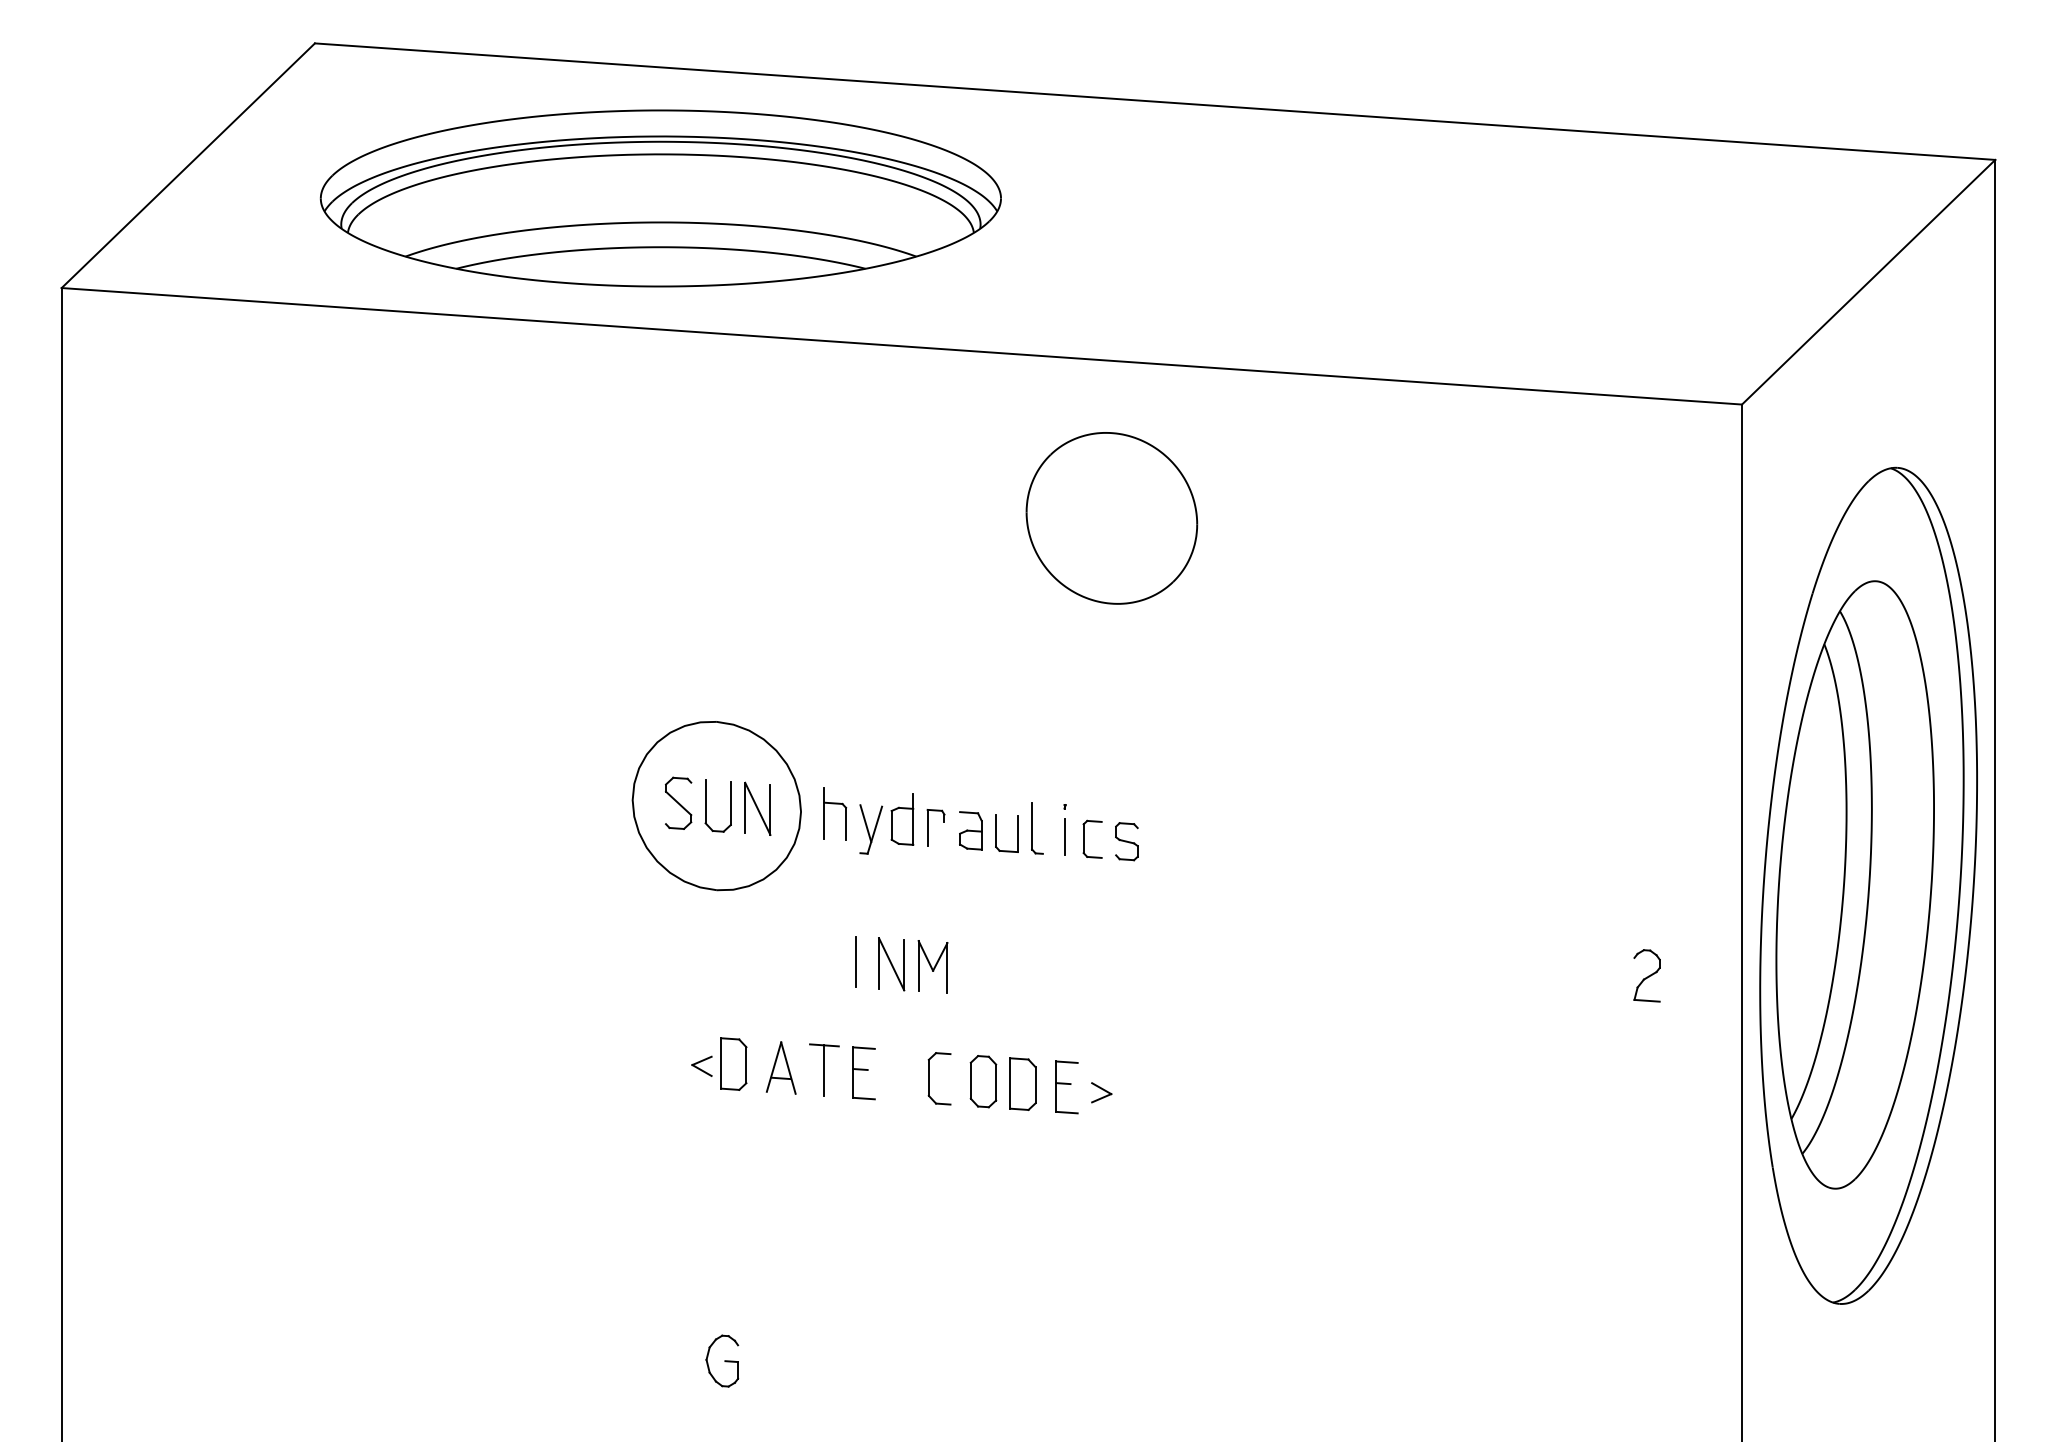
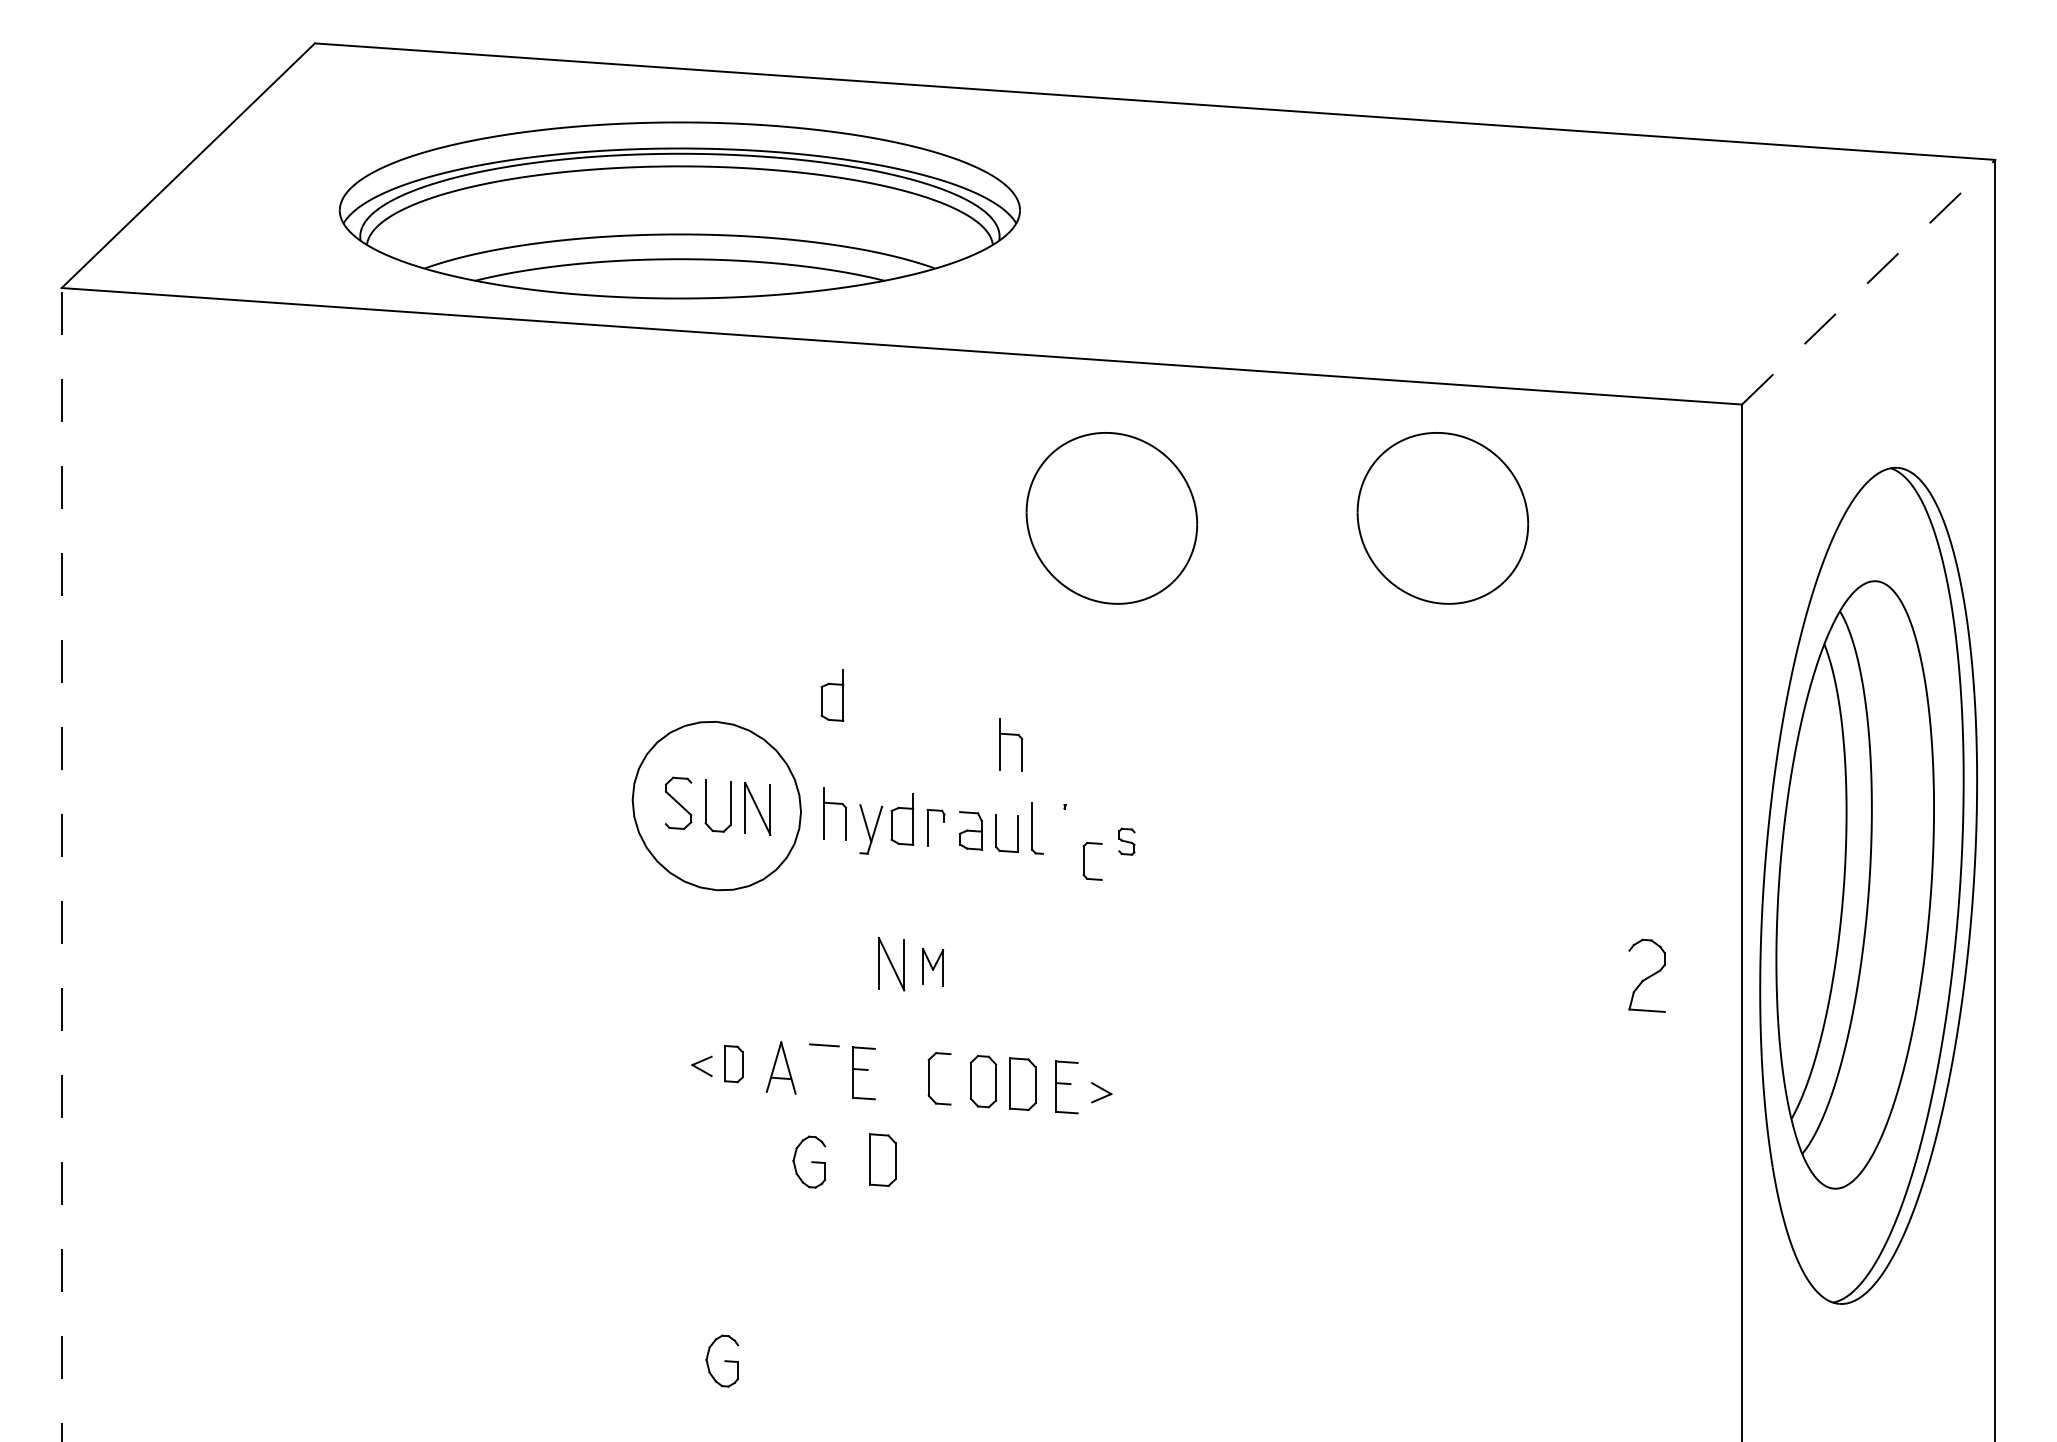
part position: (660, 198) -> (679, 210) (679, 210)
line: solid -> dashed (1869, 281)
part: none -> present (1442, 518)
part: none -> present (832, 695)
part: none -> present (1011, 735)
line: present -> none (1064, 837)
part position: (1084, 838) -> (1084, 860) (1084, 860)
part size: 24x40 px -> 18x29 px (1126, 841)
line: solid -> dashed (61, 865)
line: present -> none (856, 961)
part size: 32x54 px -> 22x40 px (932, 966)
part size: 28x54 px -> 38x75 px (1646, 975)
part size: 28x54 px -> 20x39 px (733, 1064)
line: present -> none (824, 1070)
part: none -> present (882, 1159)
part: none -> present (809, 1161)
